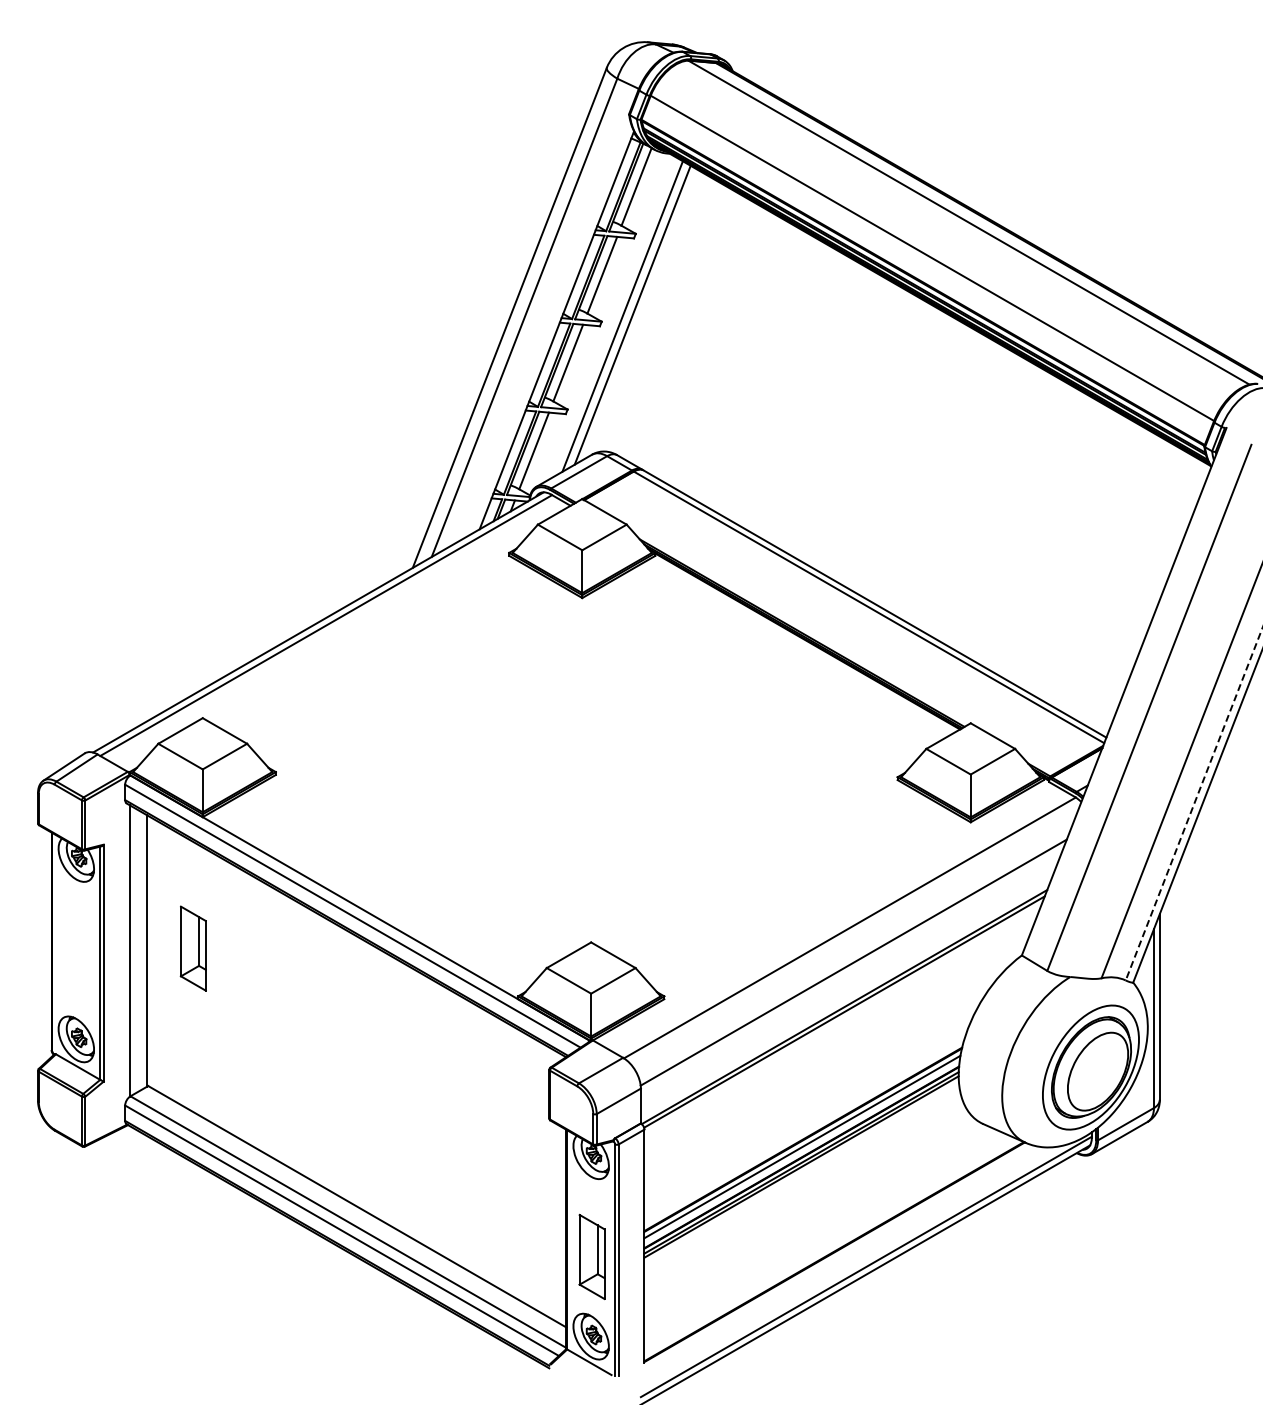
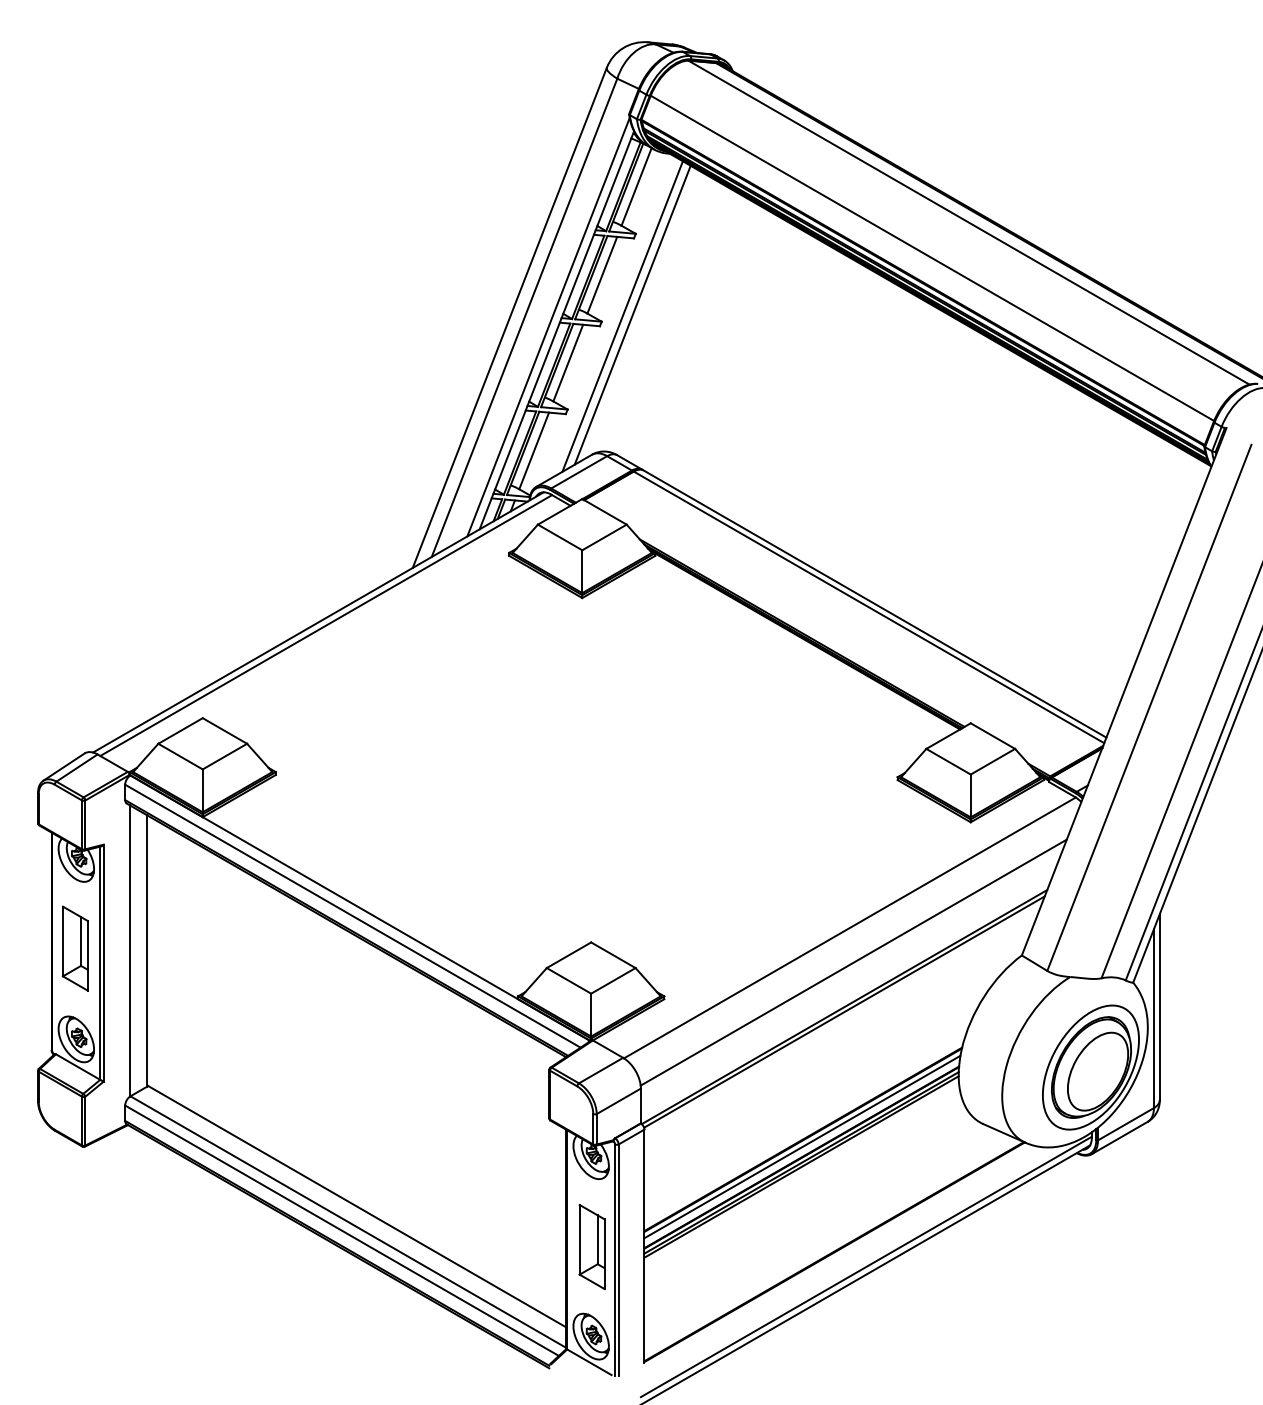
line: none -> present (548, 327)
line: dashed -> solid (1194, 804)
part position: (192, 948) -> (74, 948) (74, 948)
part position: (591, 1256) -> (591, 1246) (591, 1246)
